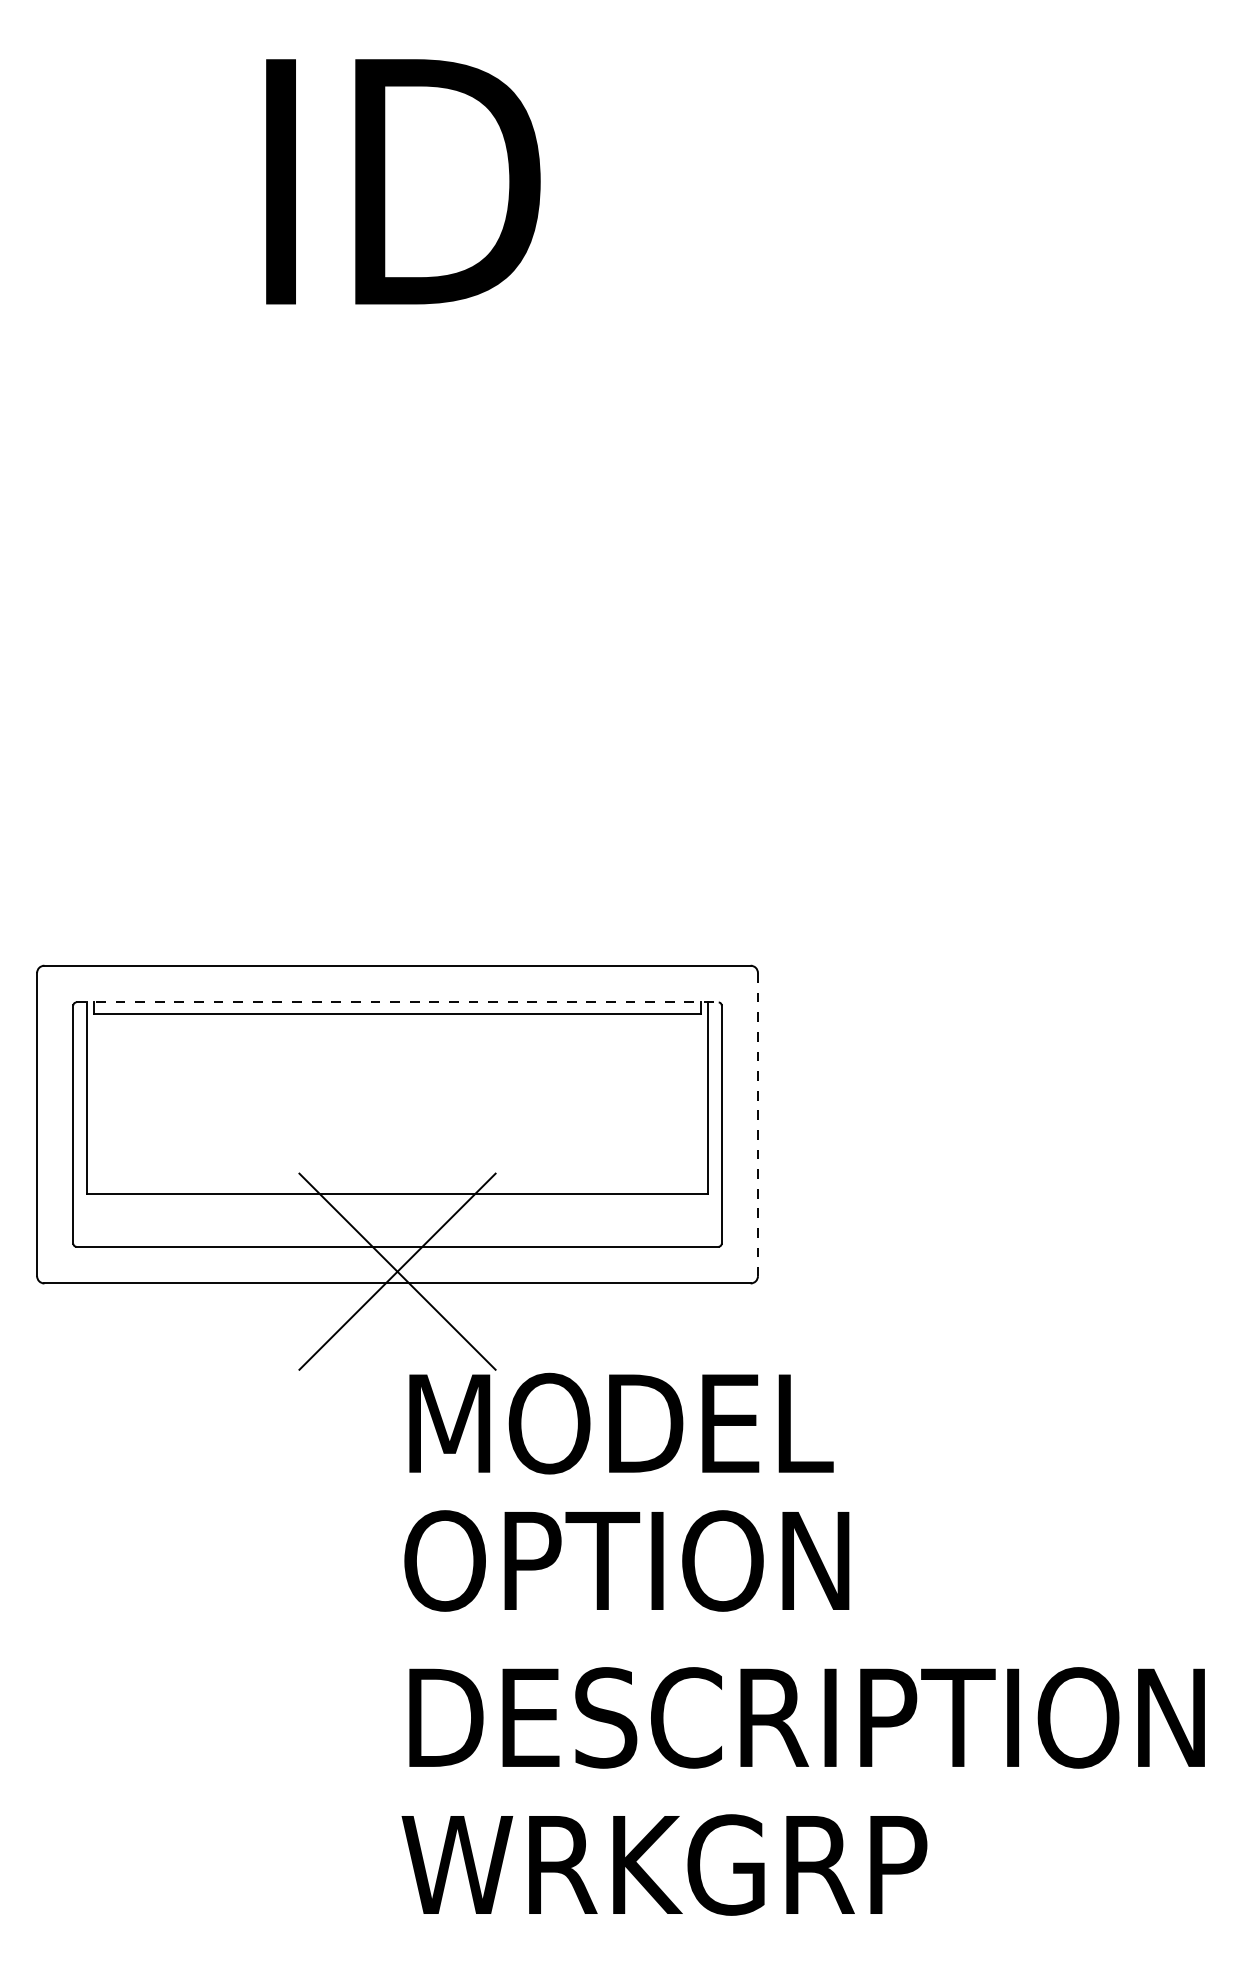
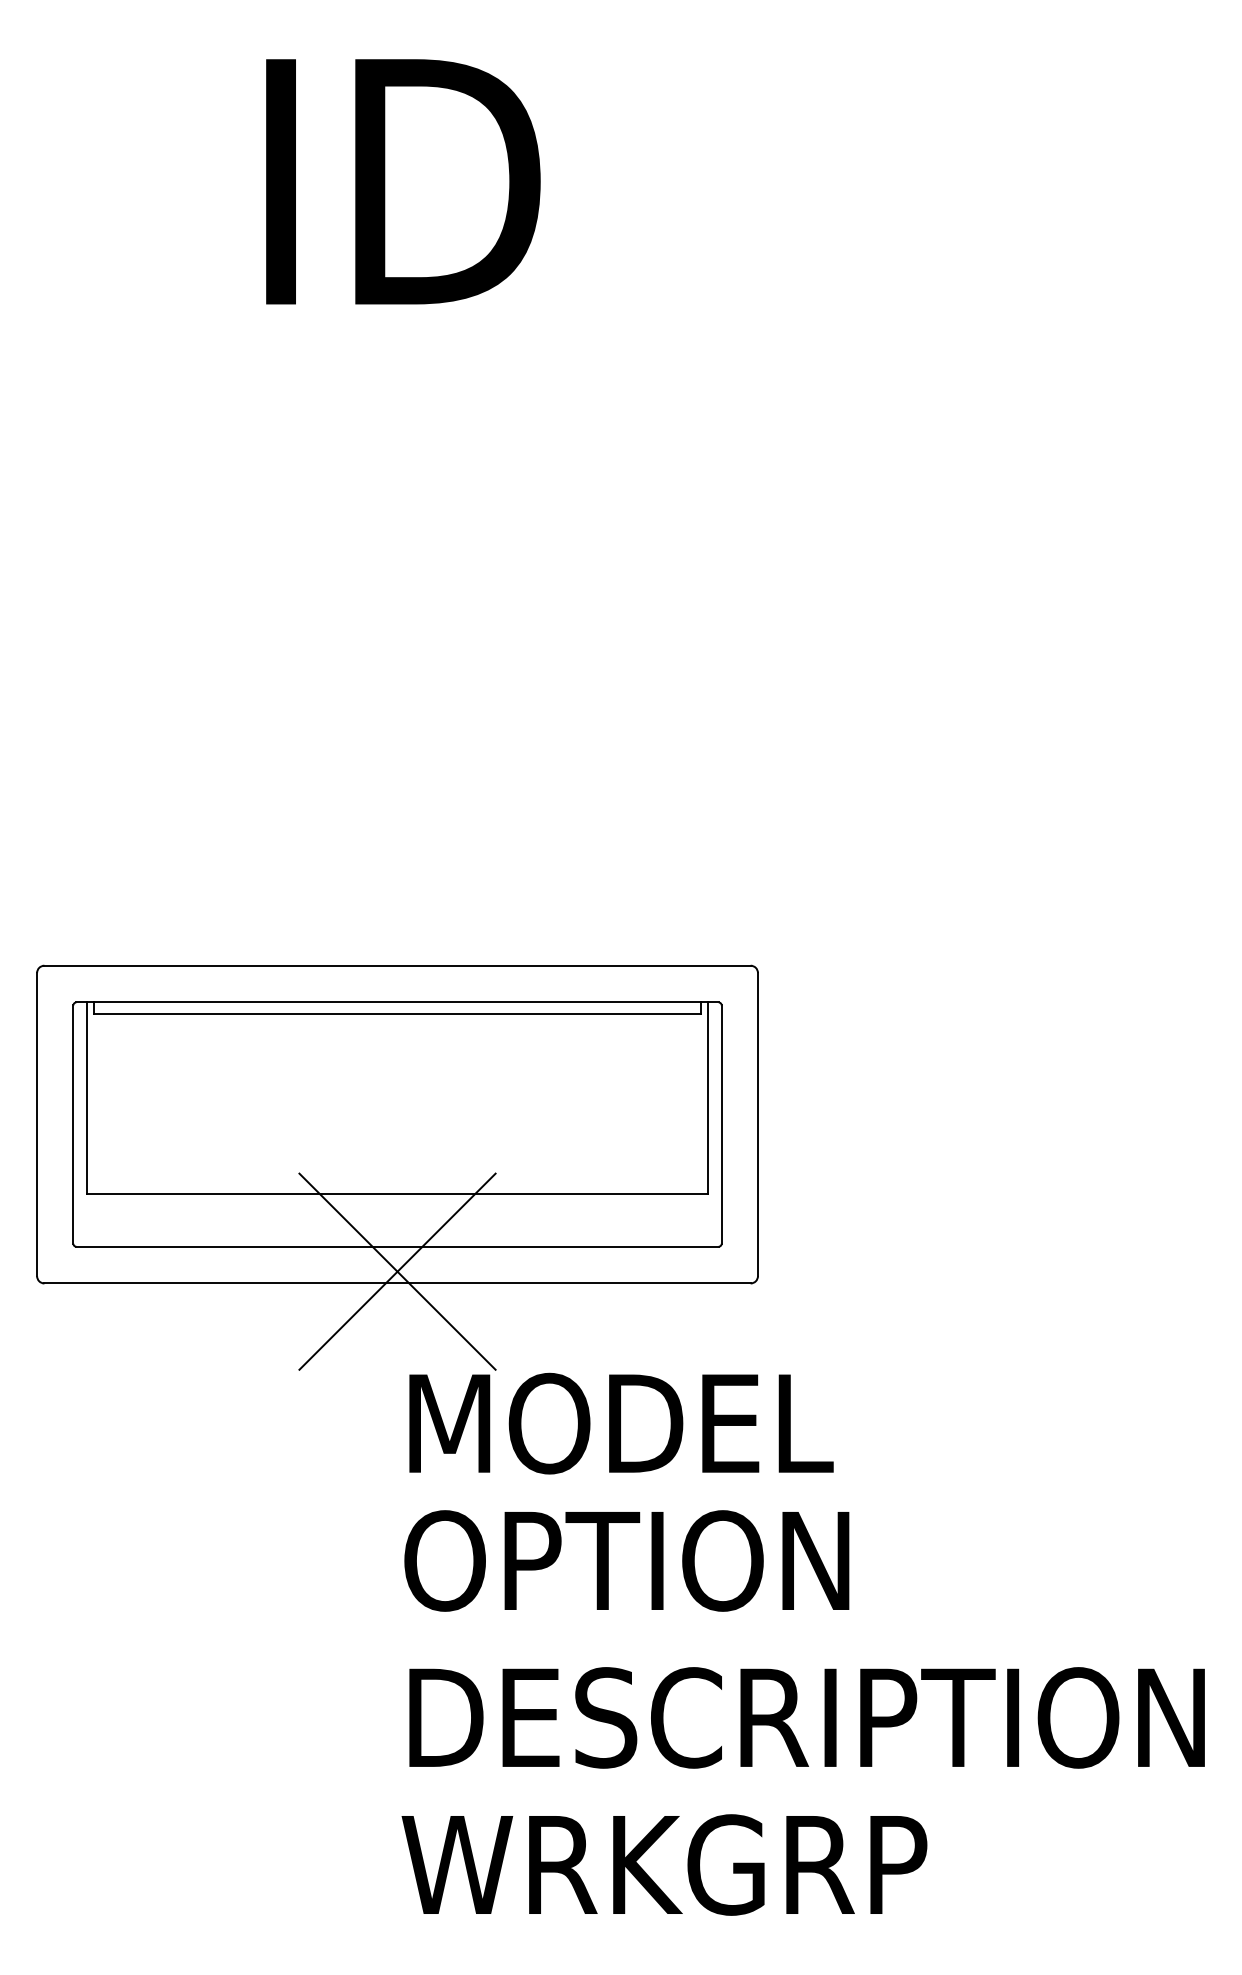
line: dashed -> solid (398, 1002)
line: dashed -> solid (757, 1124)
